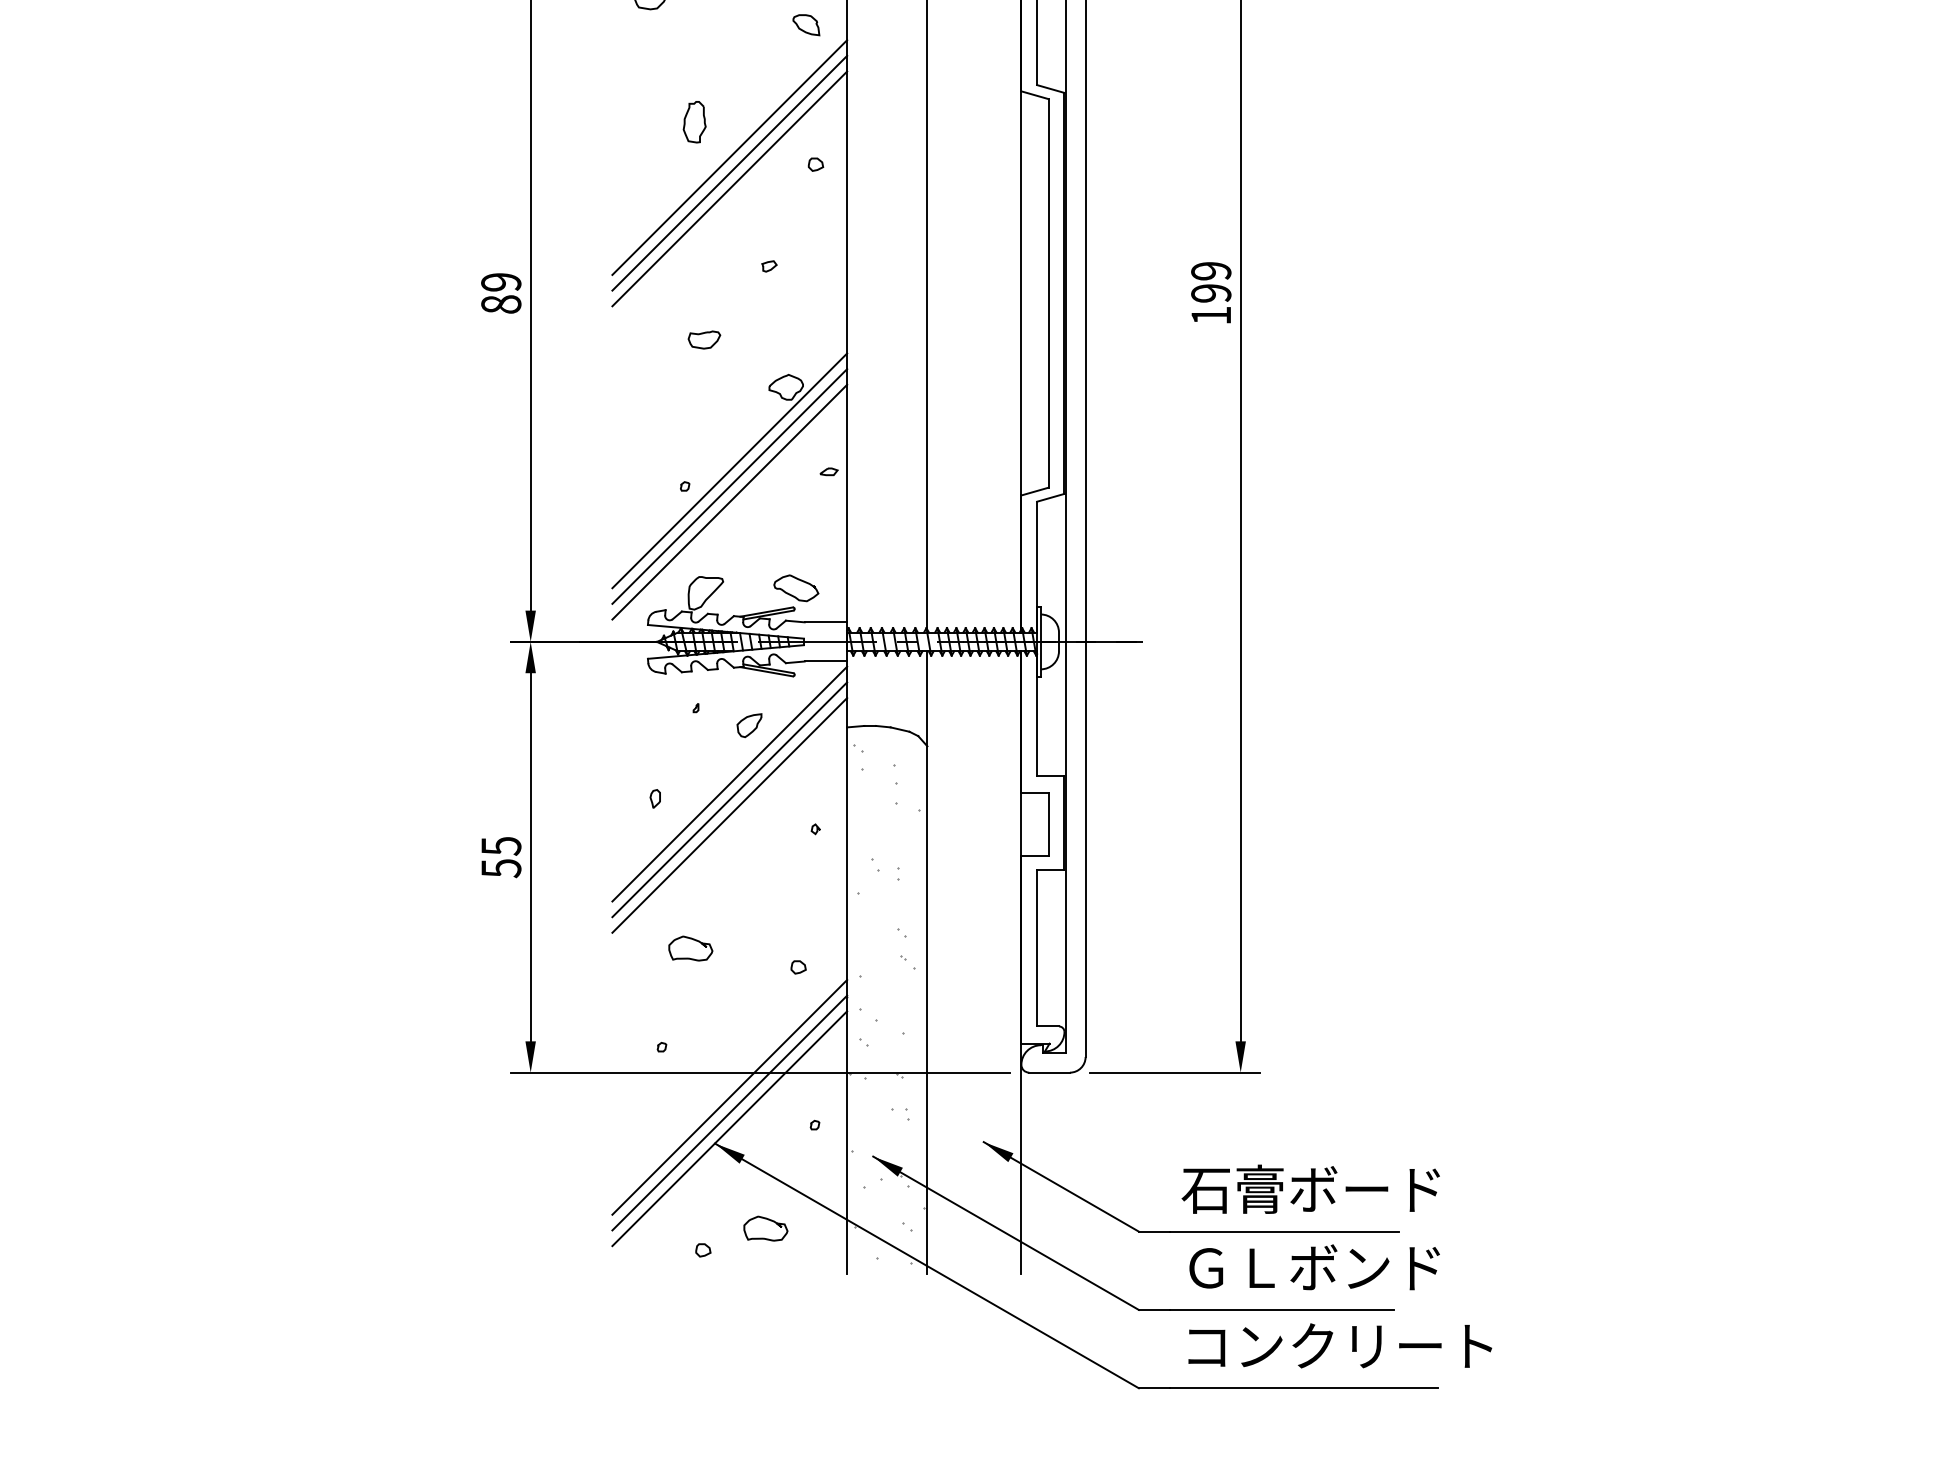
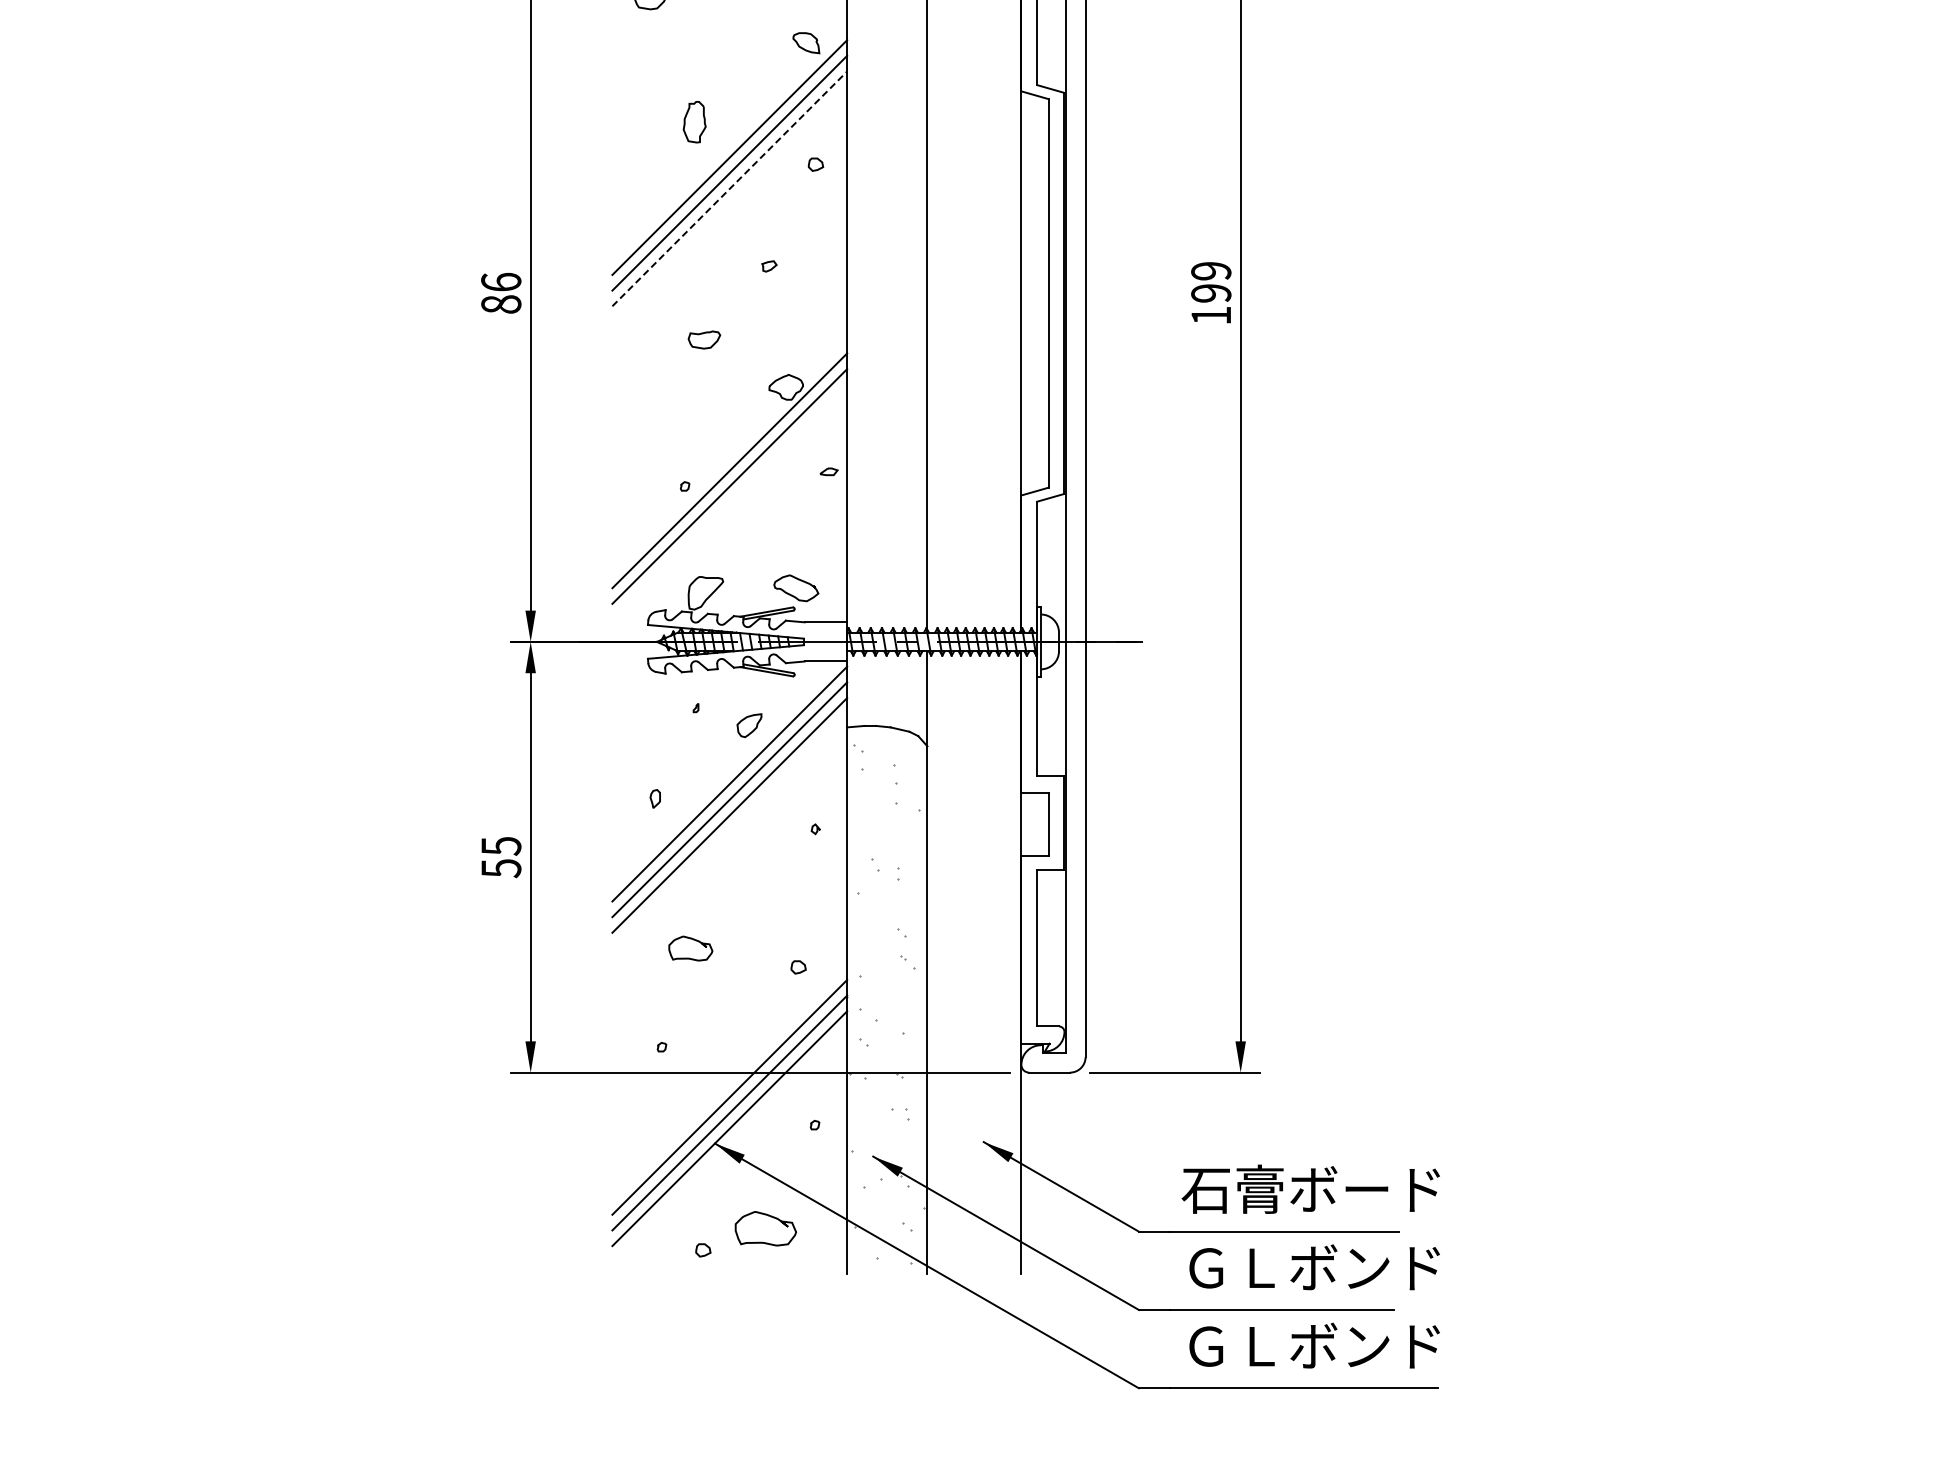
part position: (806, 25) -> (806, 43) (806, 43)
line: solid -> dashed (729, 188)
text: 89 -> 86 (501, 281)
line: present -> none (729, 501)
part size: 46x27 px -> 63x36 px (765, 1228)
text: コンクリート -> ＧＬボンド (1340, 1345)
